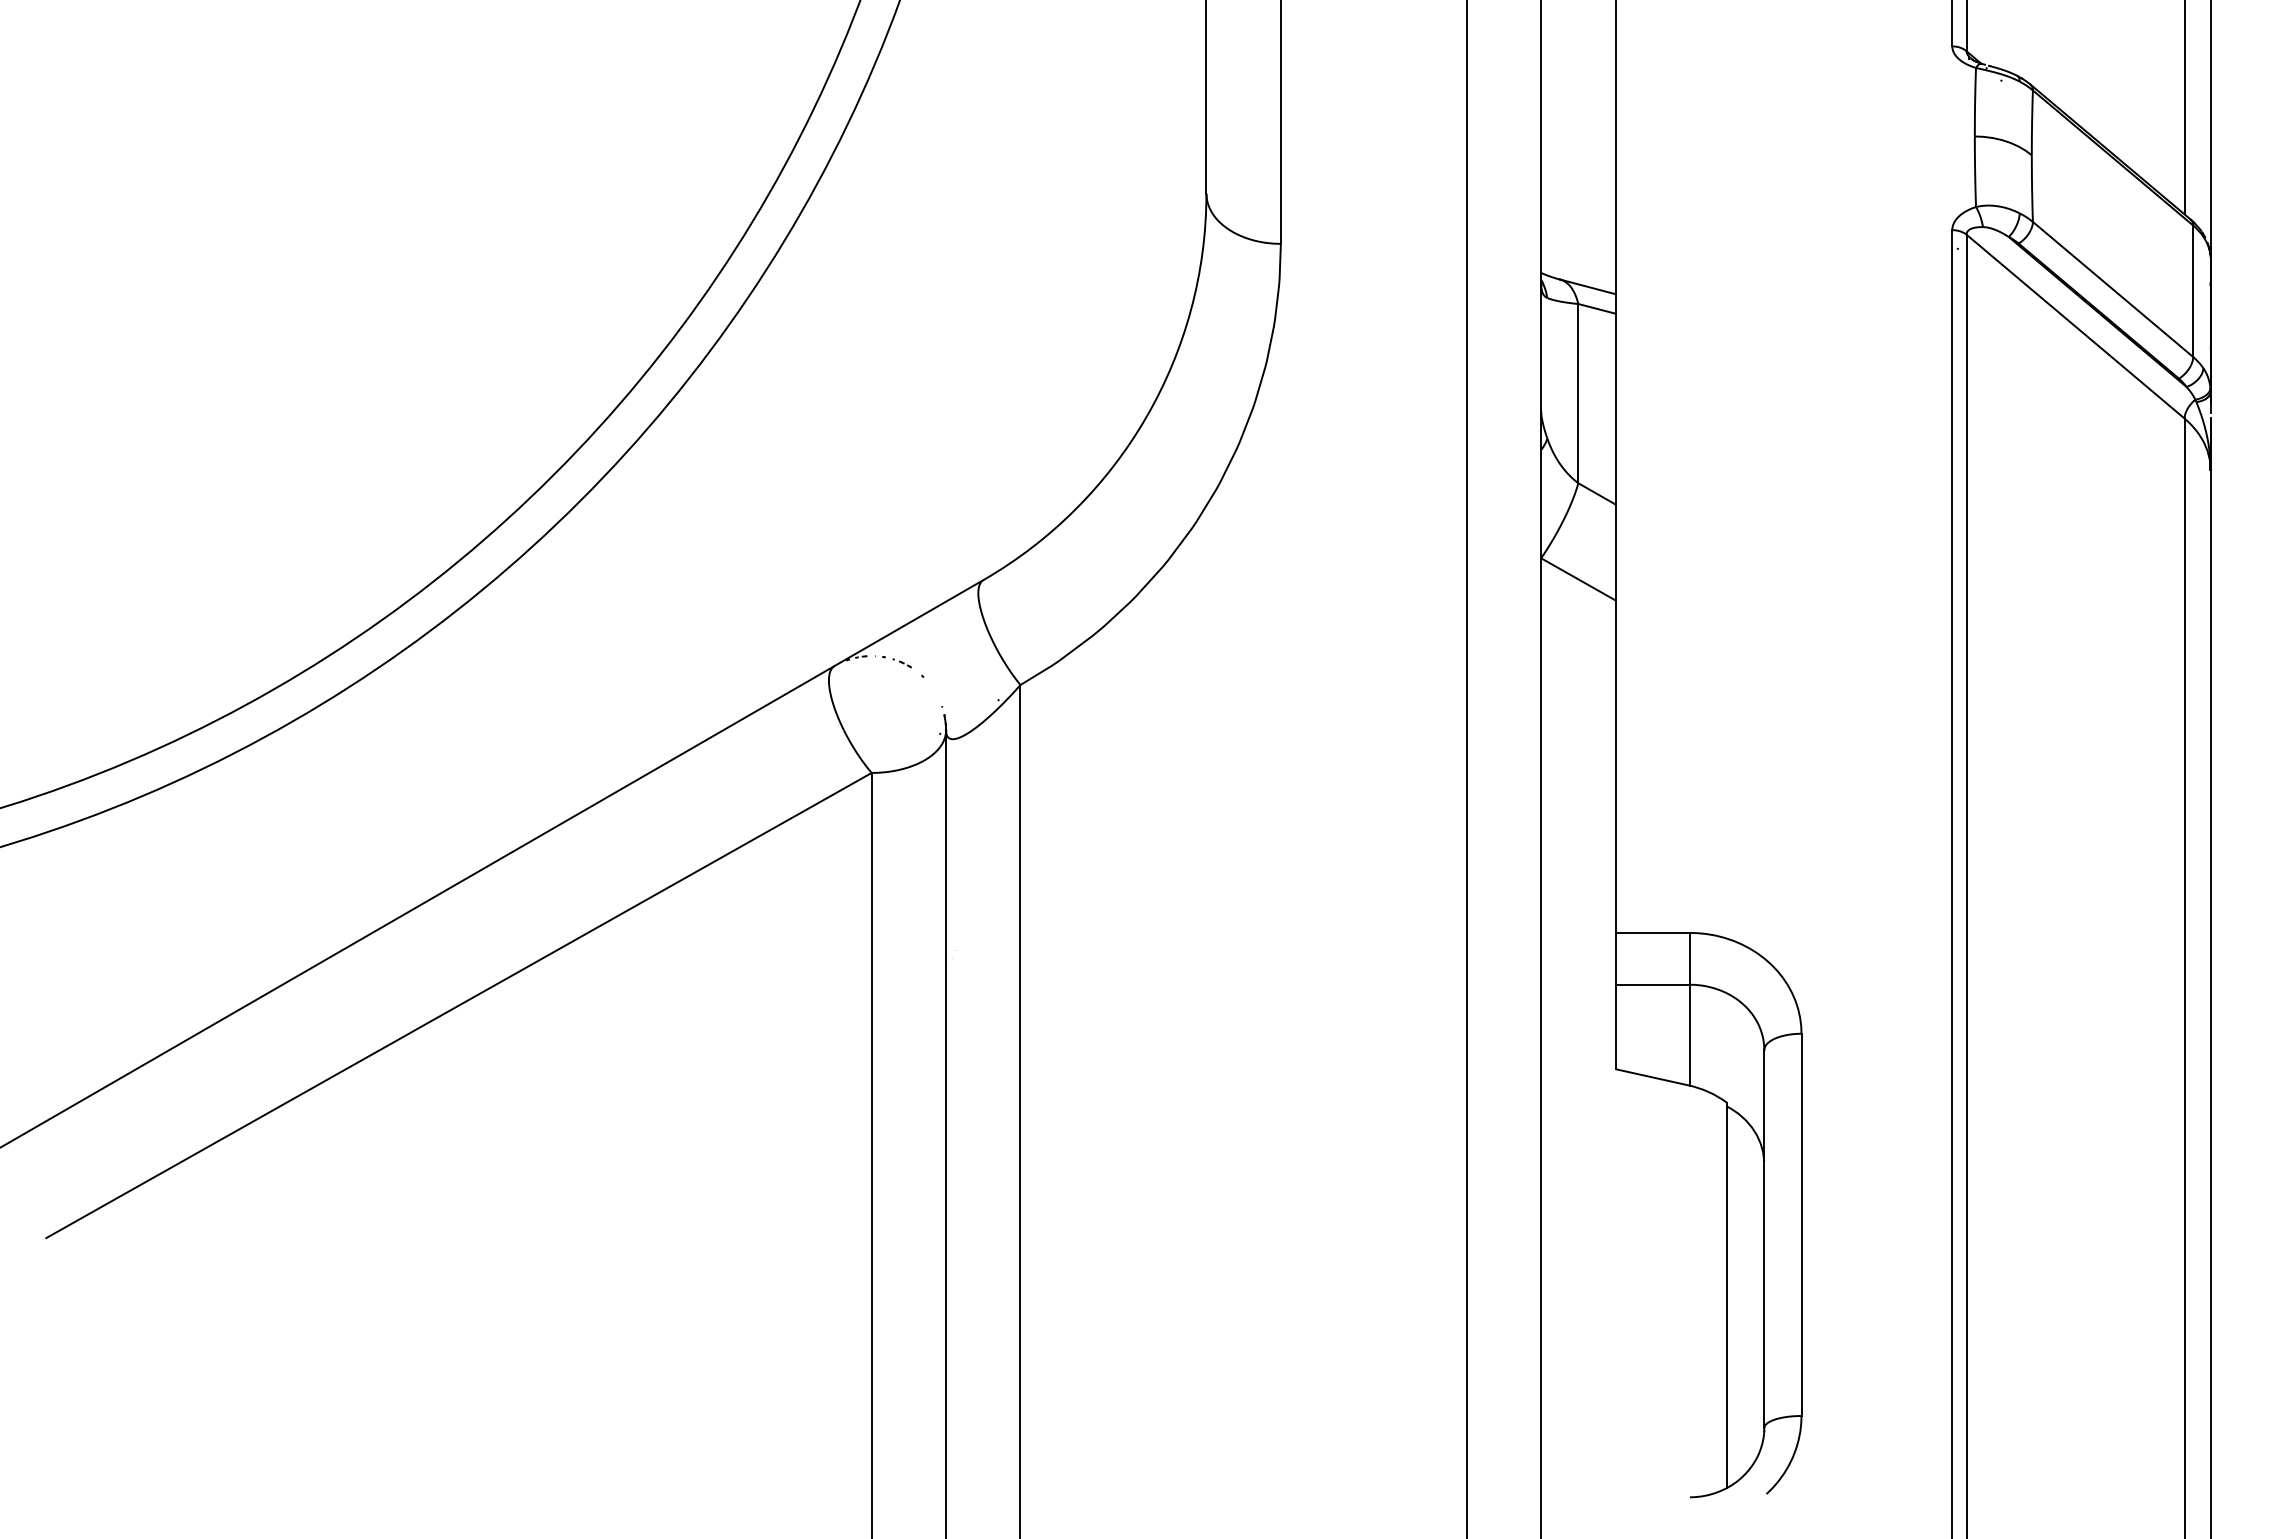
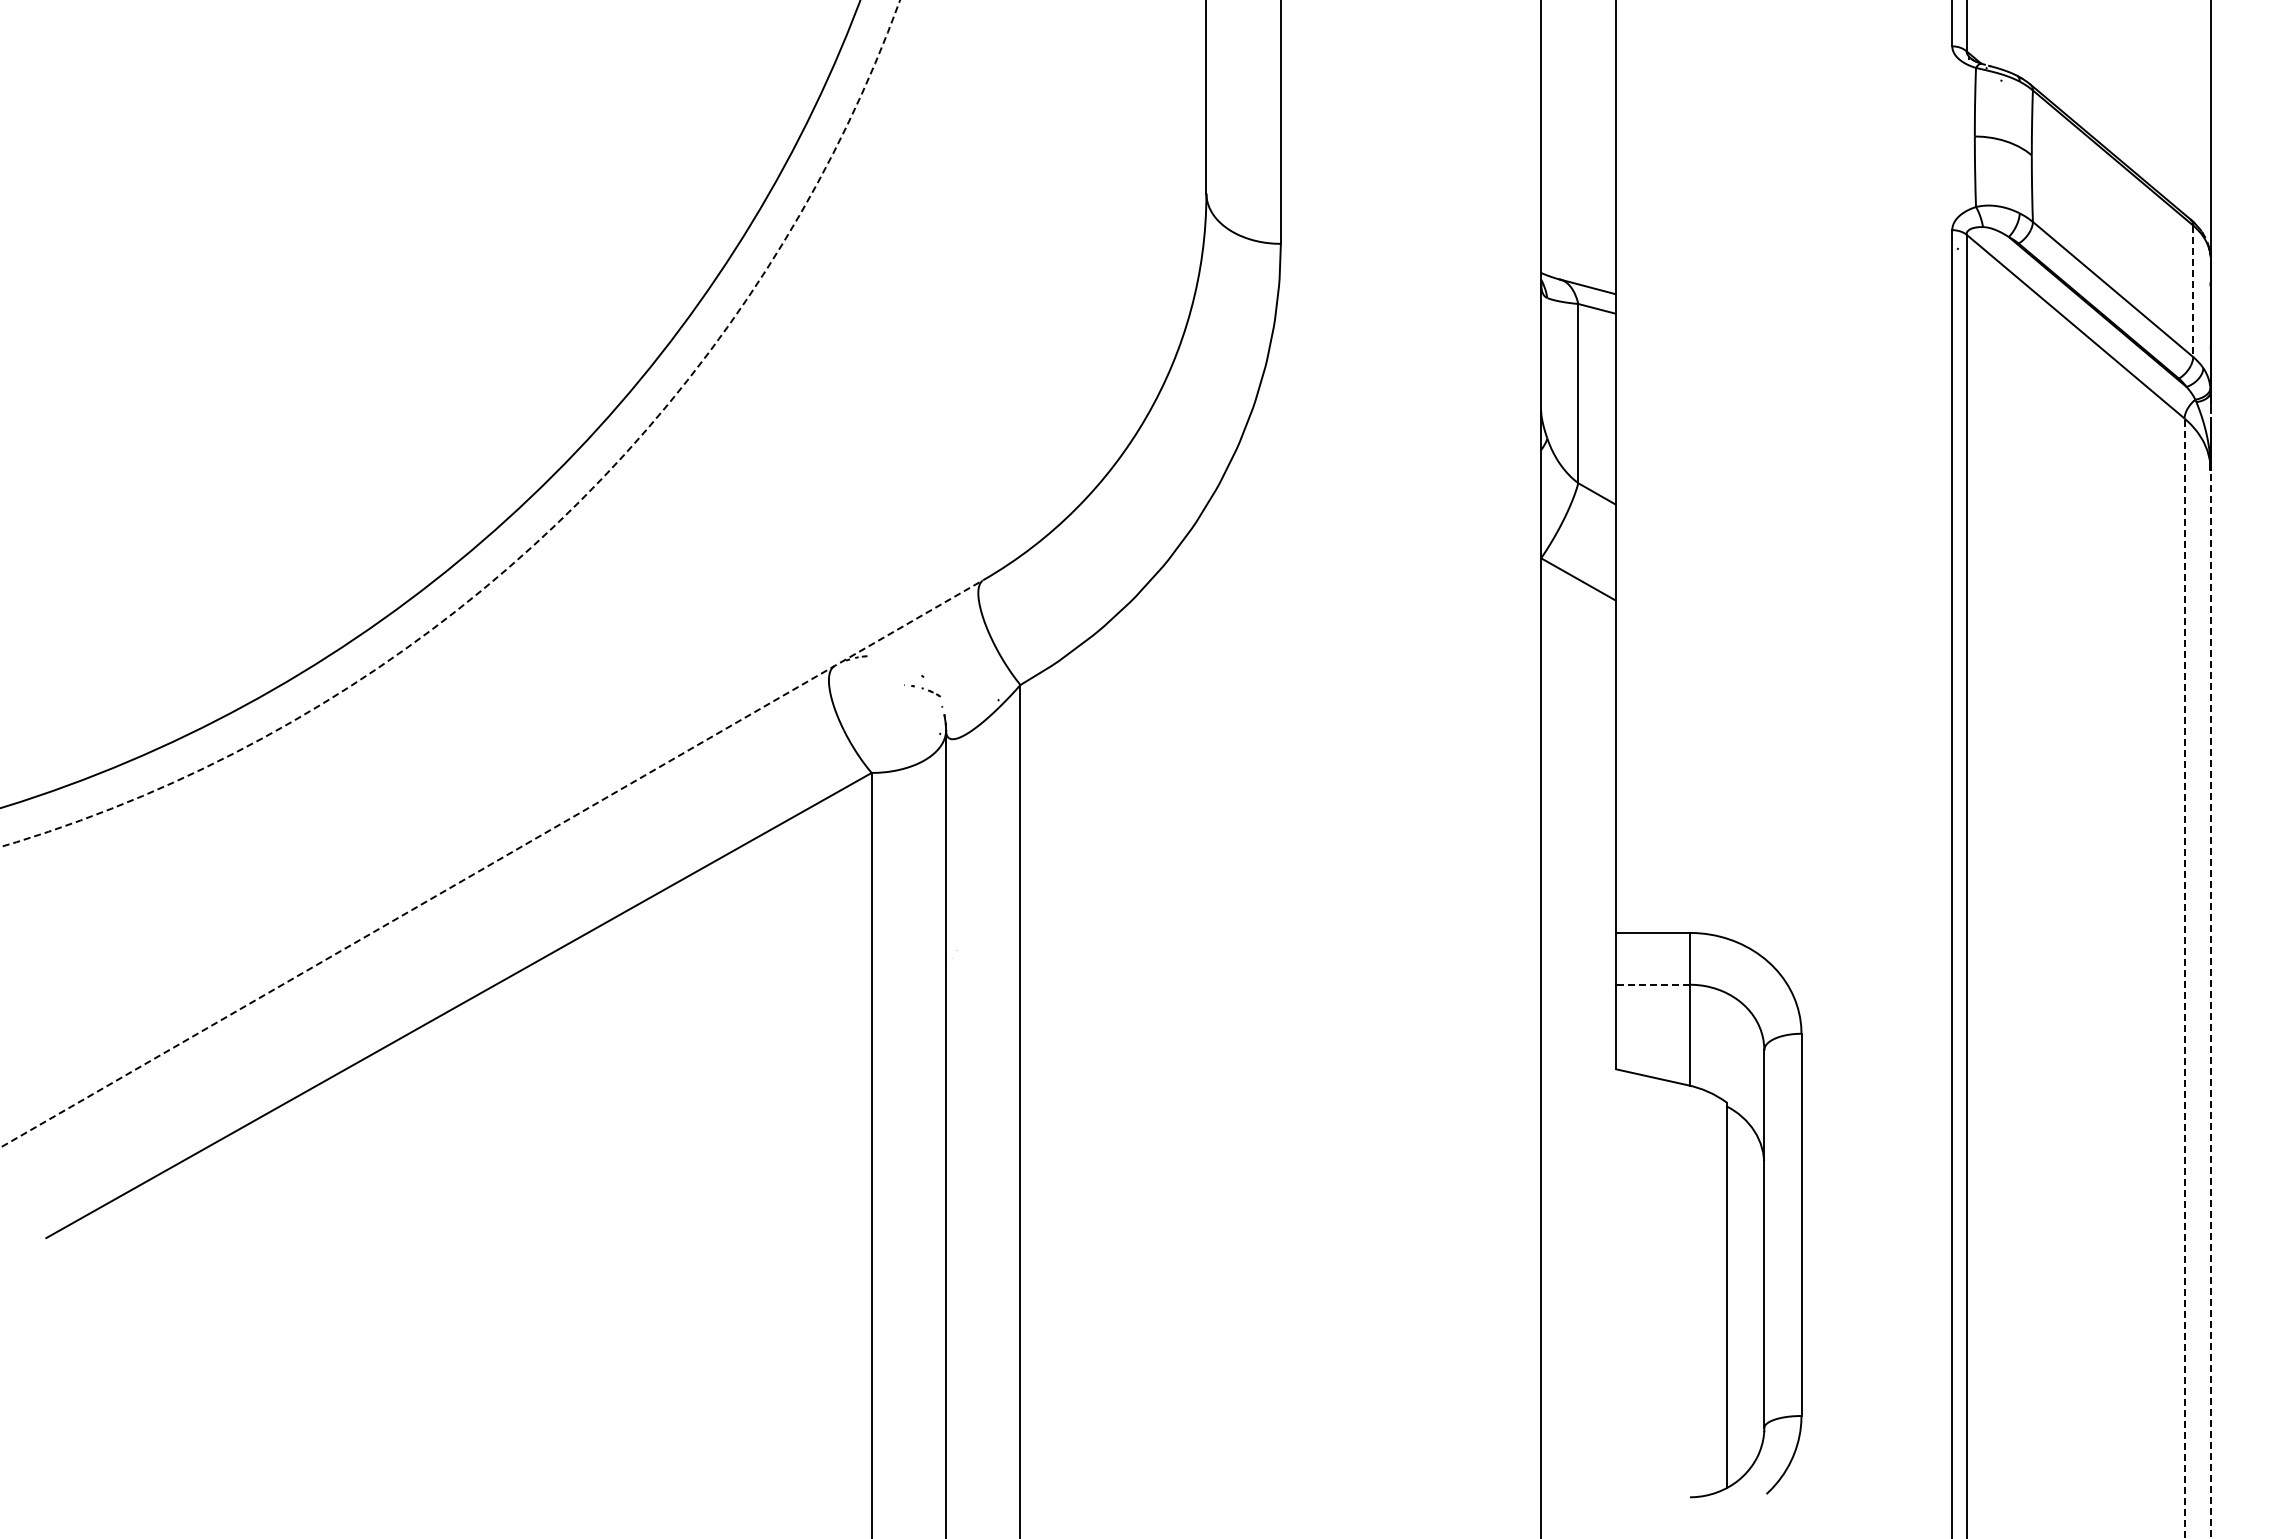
line: present -> none (2184, 108)
line: solid -> dashed (2193, 291)
arc: solid -> dashed (551, 528)
part position: (893, 661) -> (922, 690) (922, 690)
line: present -> none (1466, 768)
line: solid -> dashed (492, 863)
line: solid -> dashed (2184, 978)
line: solid -> dashed (1652, 984)
line: solid -> dashed (2210, 1003)
